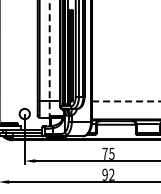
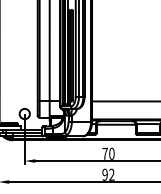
line: dashed -> solid (49, 60)
line: dashed -> solid (126, 101)
text: 75 -> 70 (111, 153)
